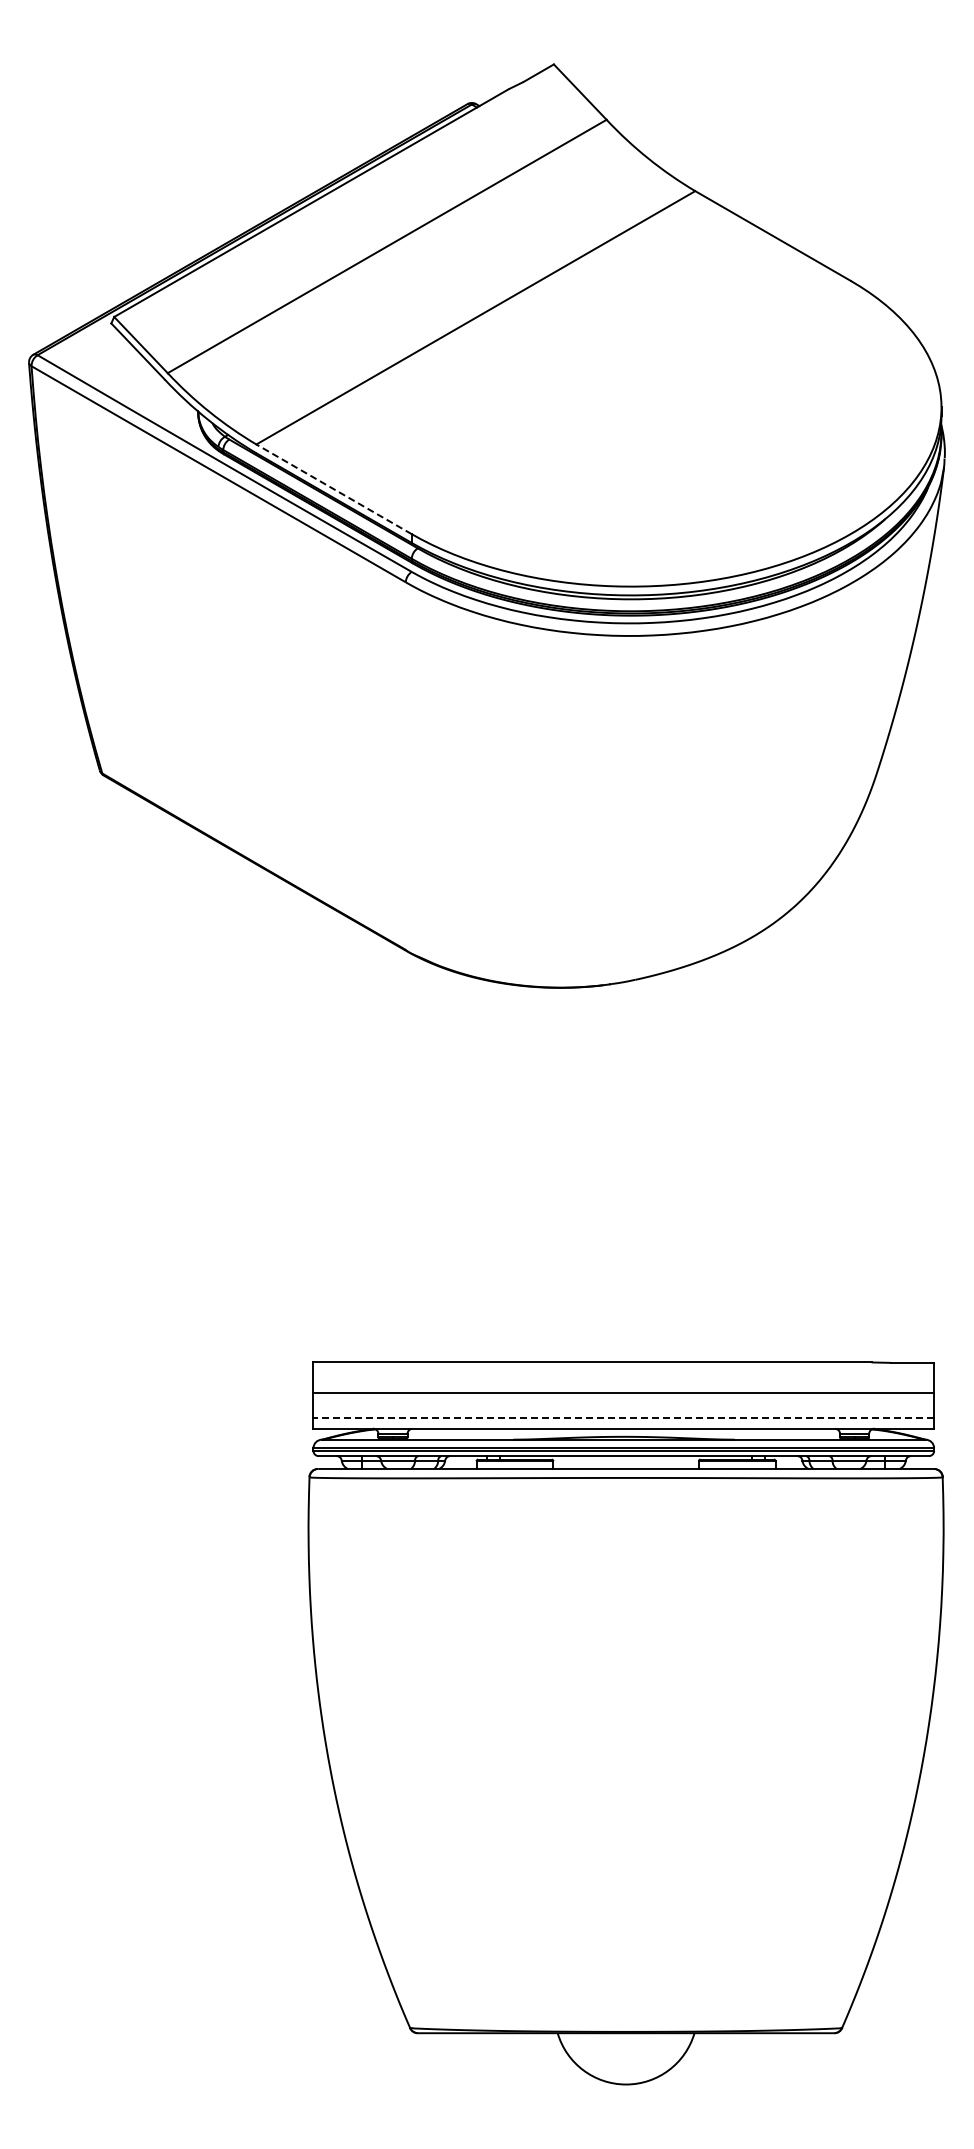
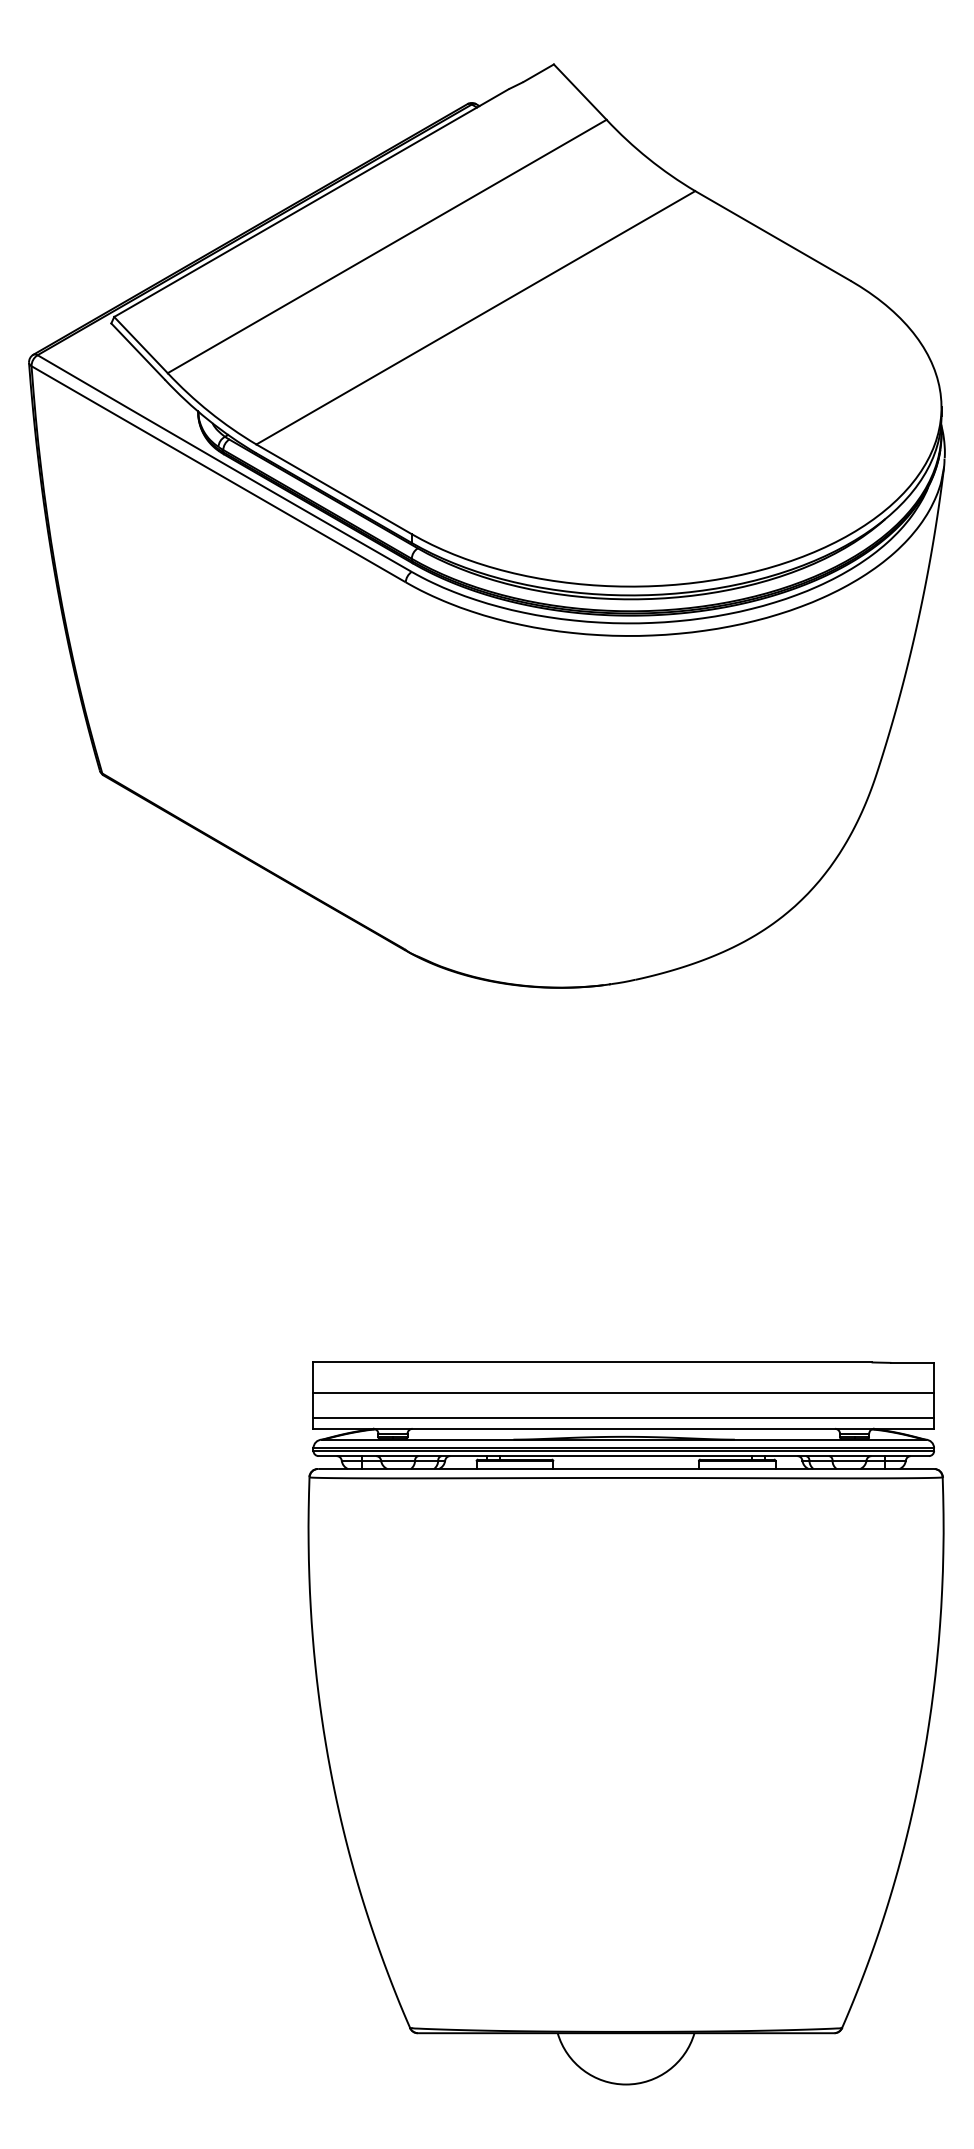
line: dashed -> solid (334, 489)
line: dashed -> solid (623, 1418)
